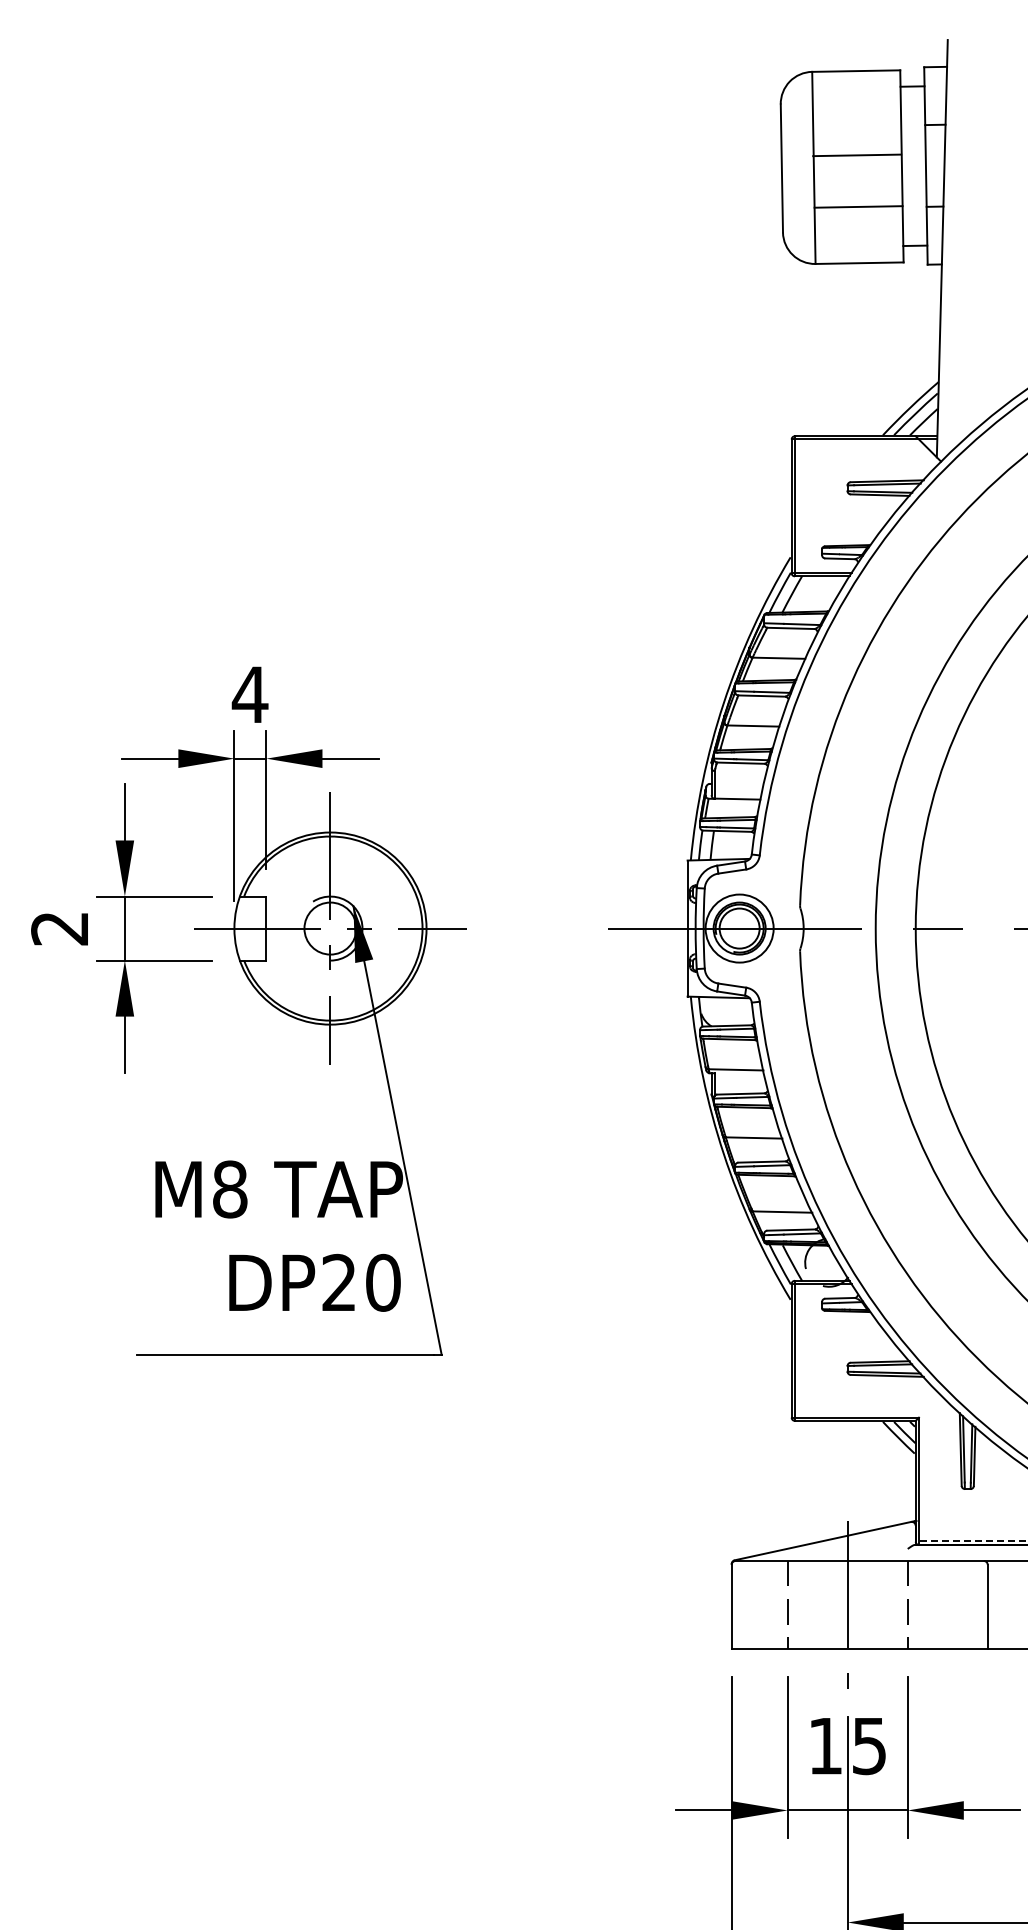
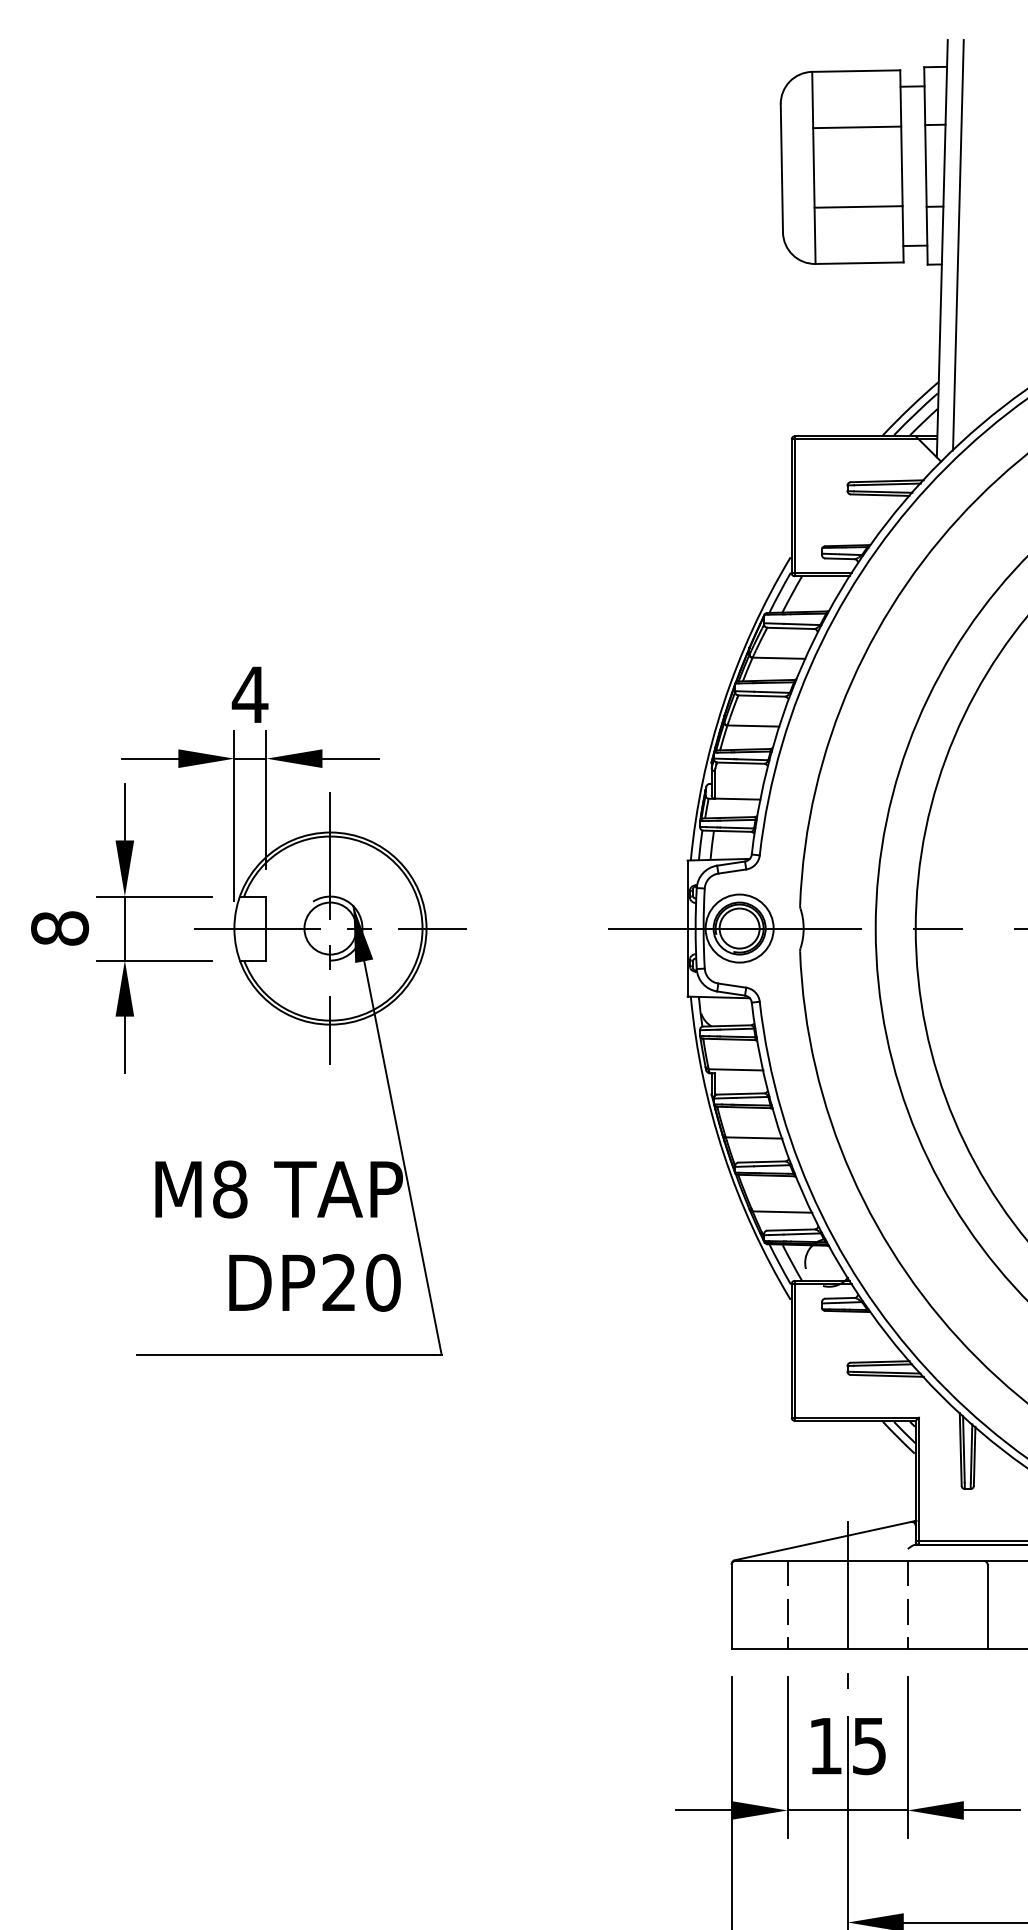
line position: (857, 155) -> (857, 127) (857, 127)
line: none -> present (958, 245)
text: 2 -> 8 (60, 928)
line: dashed -> solid (971, 1540)
